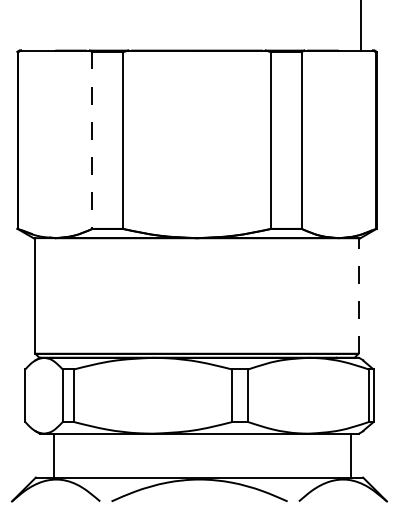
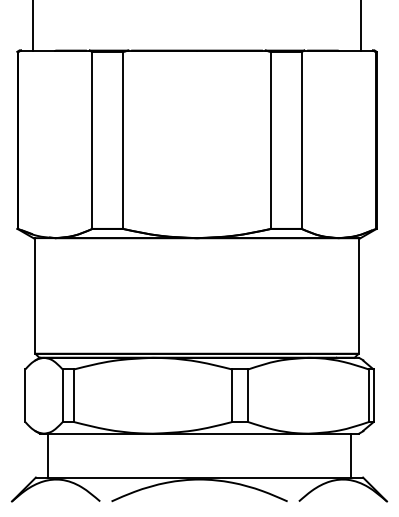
line: none -> present (33, 26)
line: dashed -> solid (92, 140)
line: dashed -> solid (358, 295)
line position: (53, 455) -> (47, 455) (47, 455)
